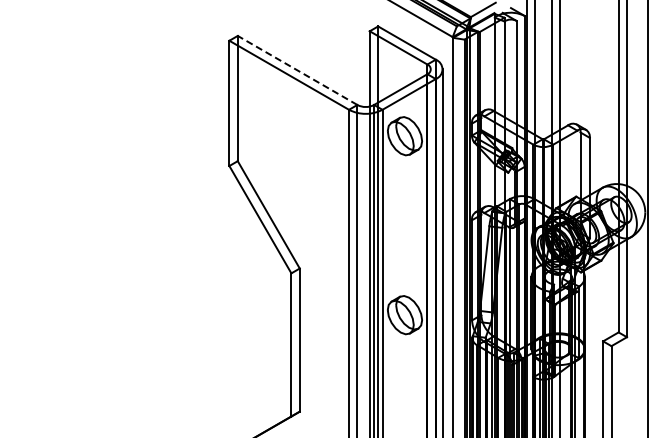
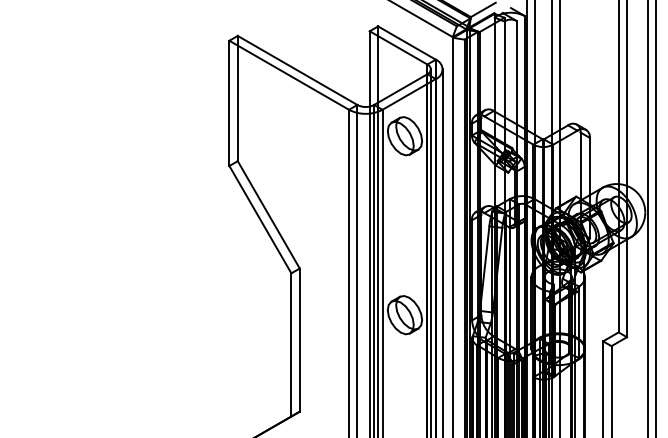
line: dashed -> solid (297, 70)
line: none -> present (656, 218)
line: none -> present (430, 251)
